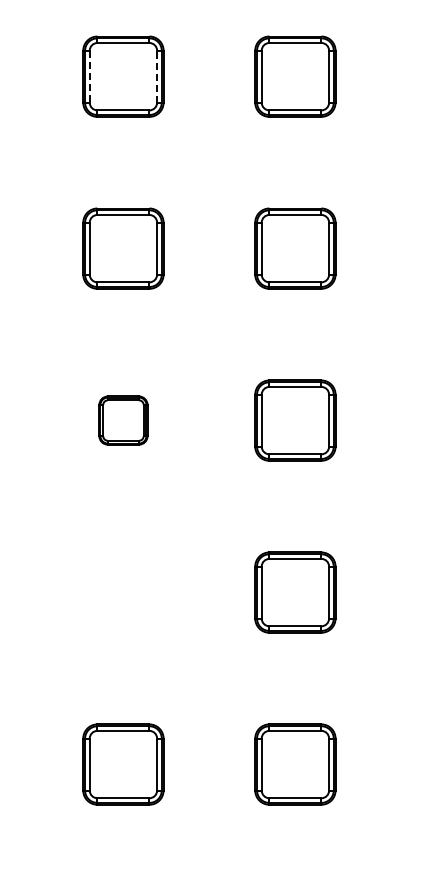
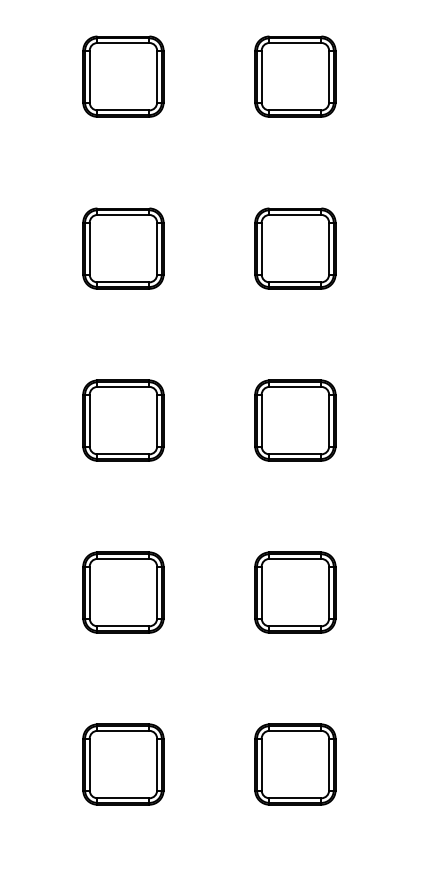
line: dashed -> solid (89, 76)
line: dashed -> solid (157, 76)
part size: 51x51 px -> 83x83 px (123, 420)
part: none -> present (123, 592)
